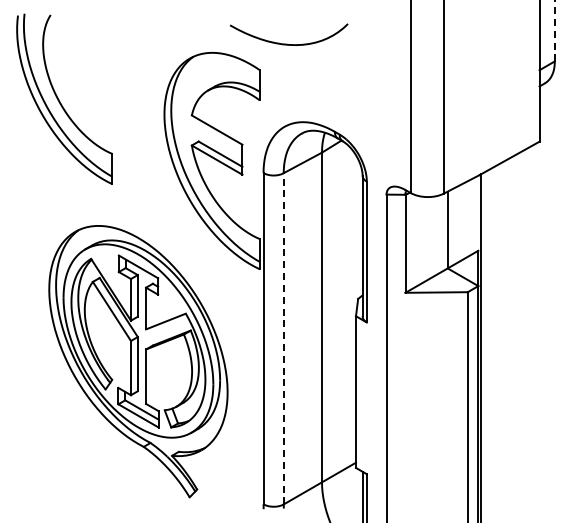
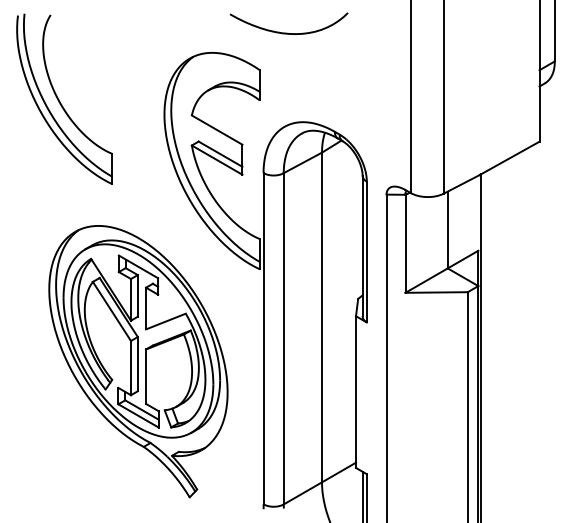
line: dashed -> solid (554, 30)
curve position: (287, 43) -> (287, 32) (287, 32)
line: dashed -> solid (283, 338)
